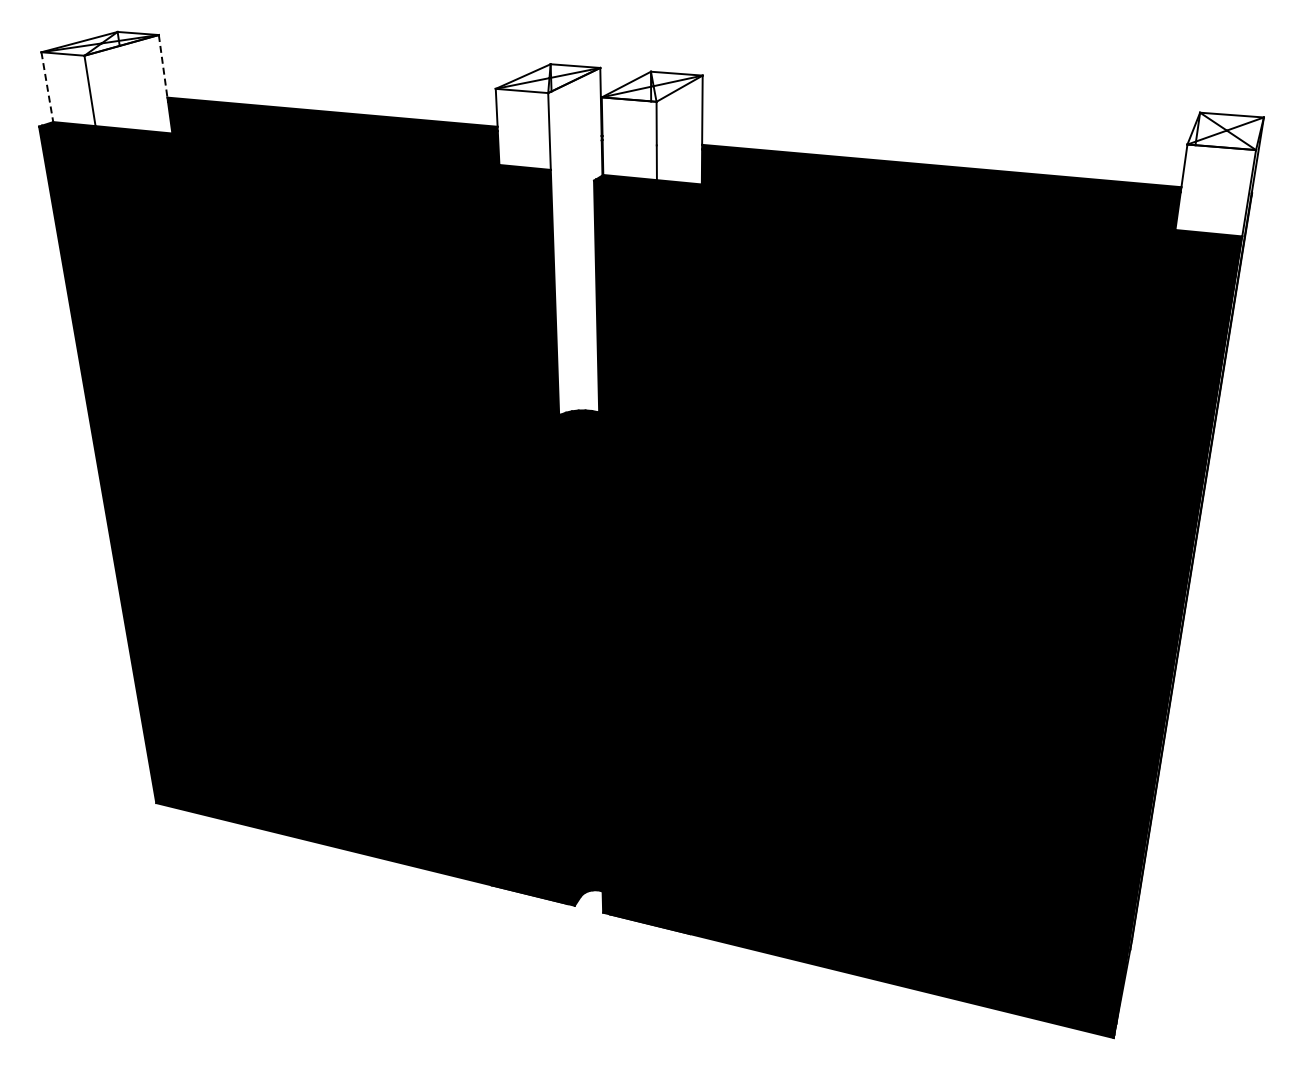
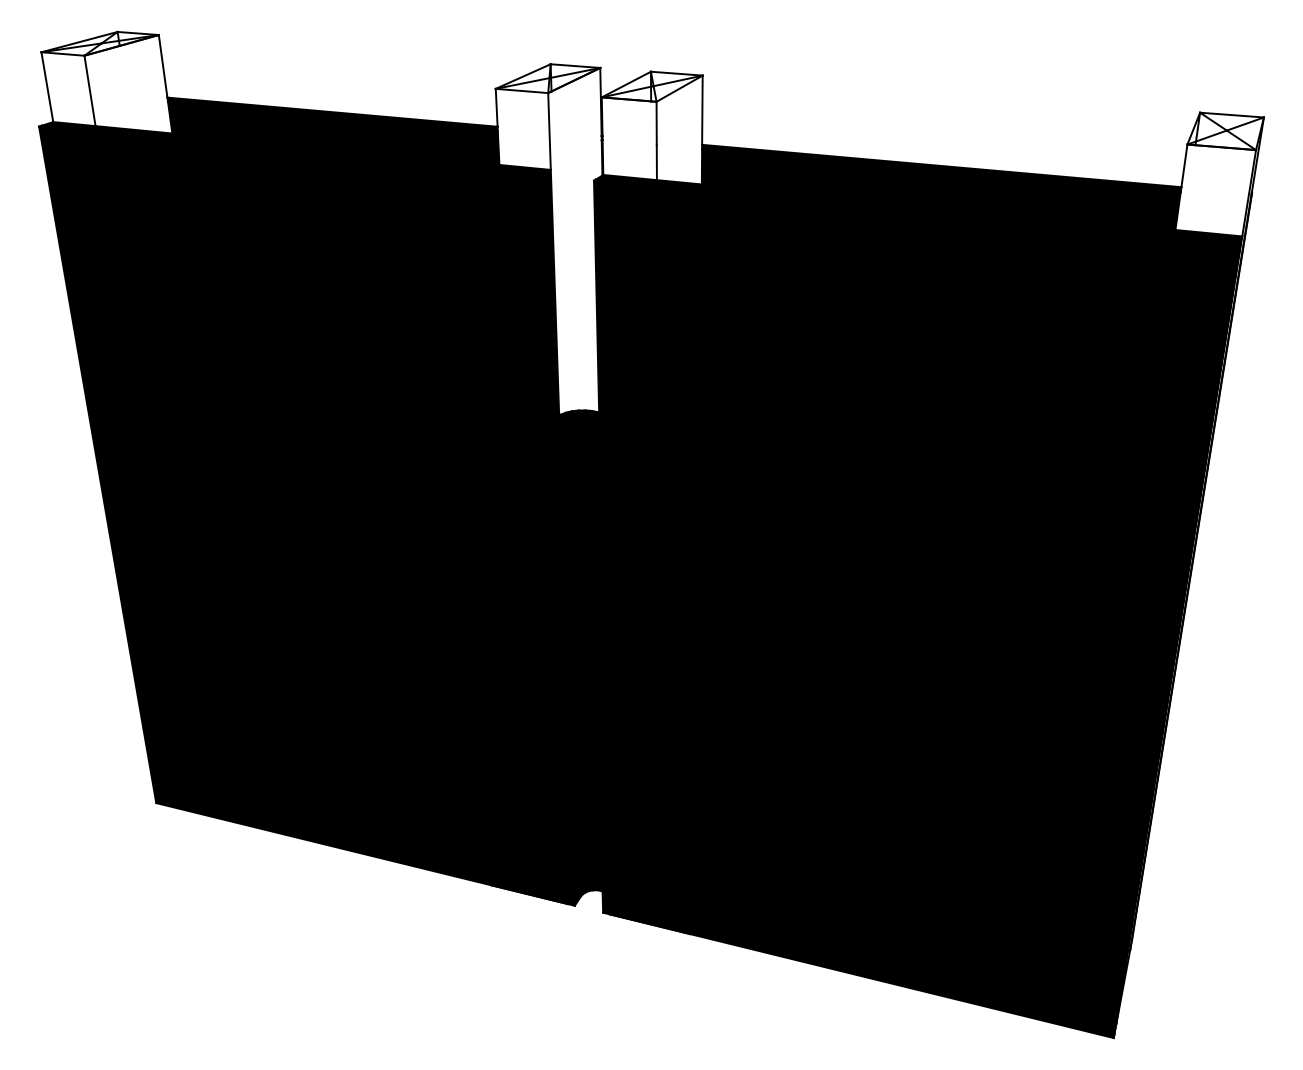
line: dashed -> solid (163, 66)
line: dashed -> solid (47, 87)
